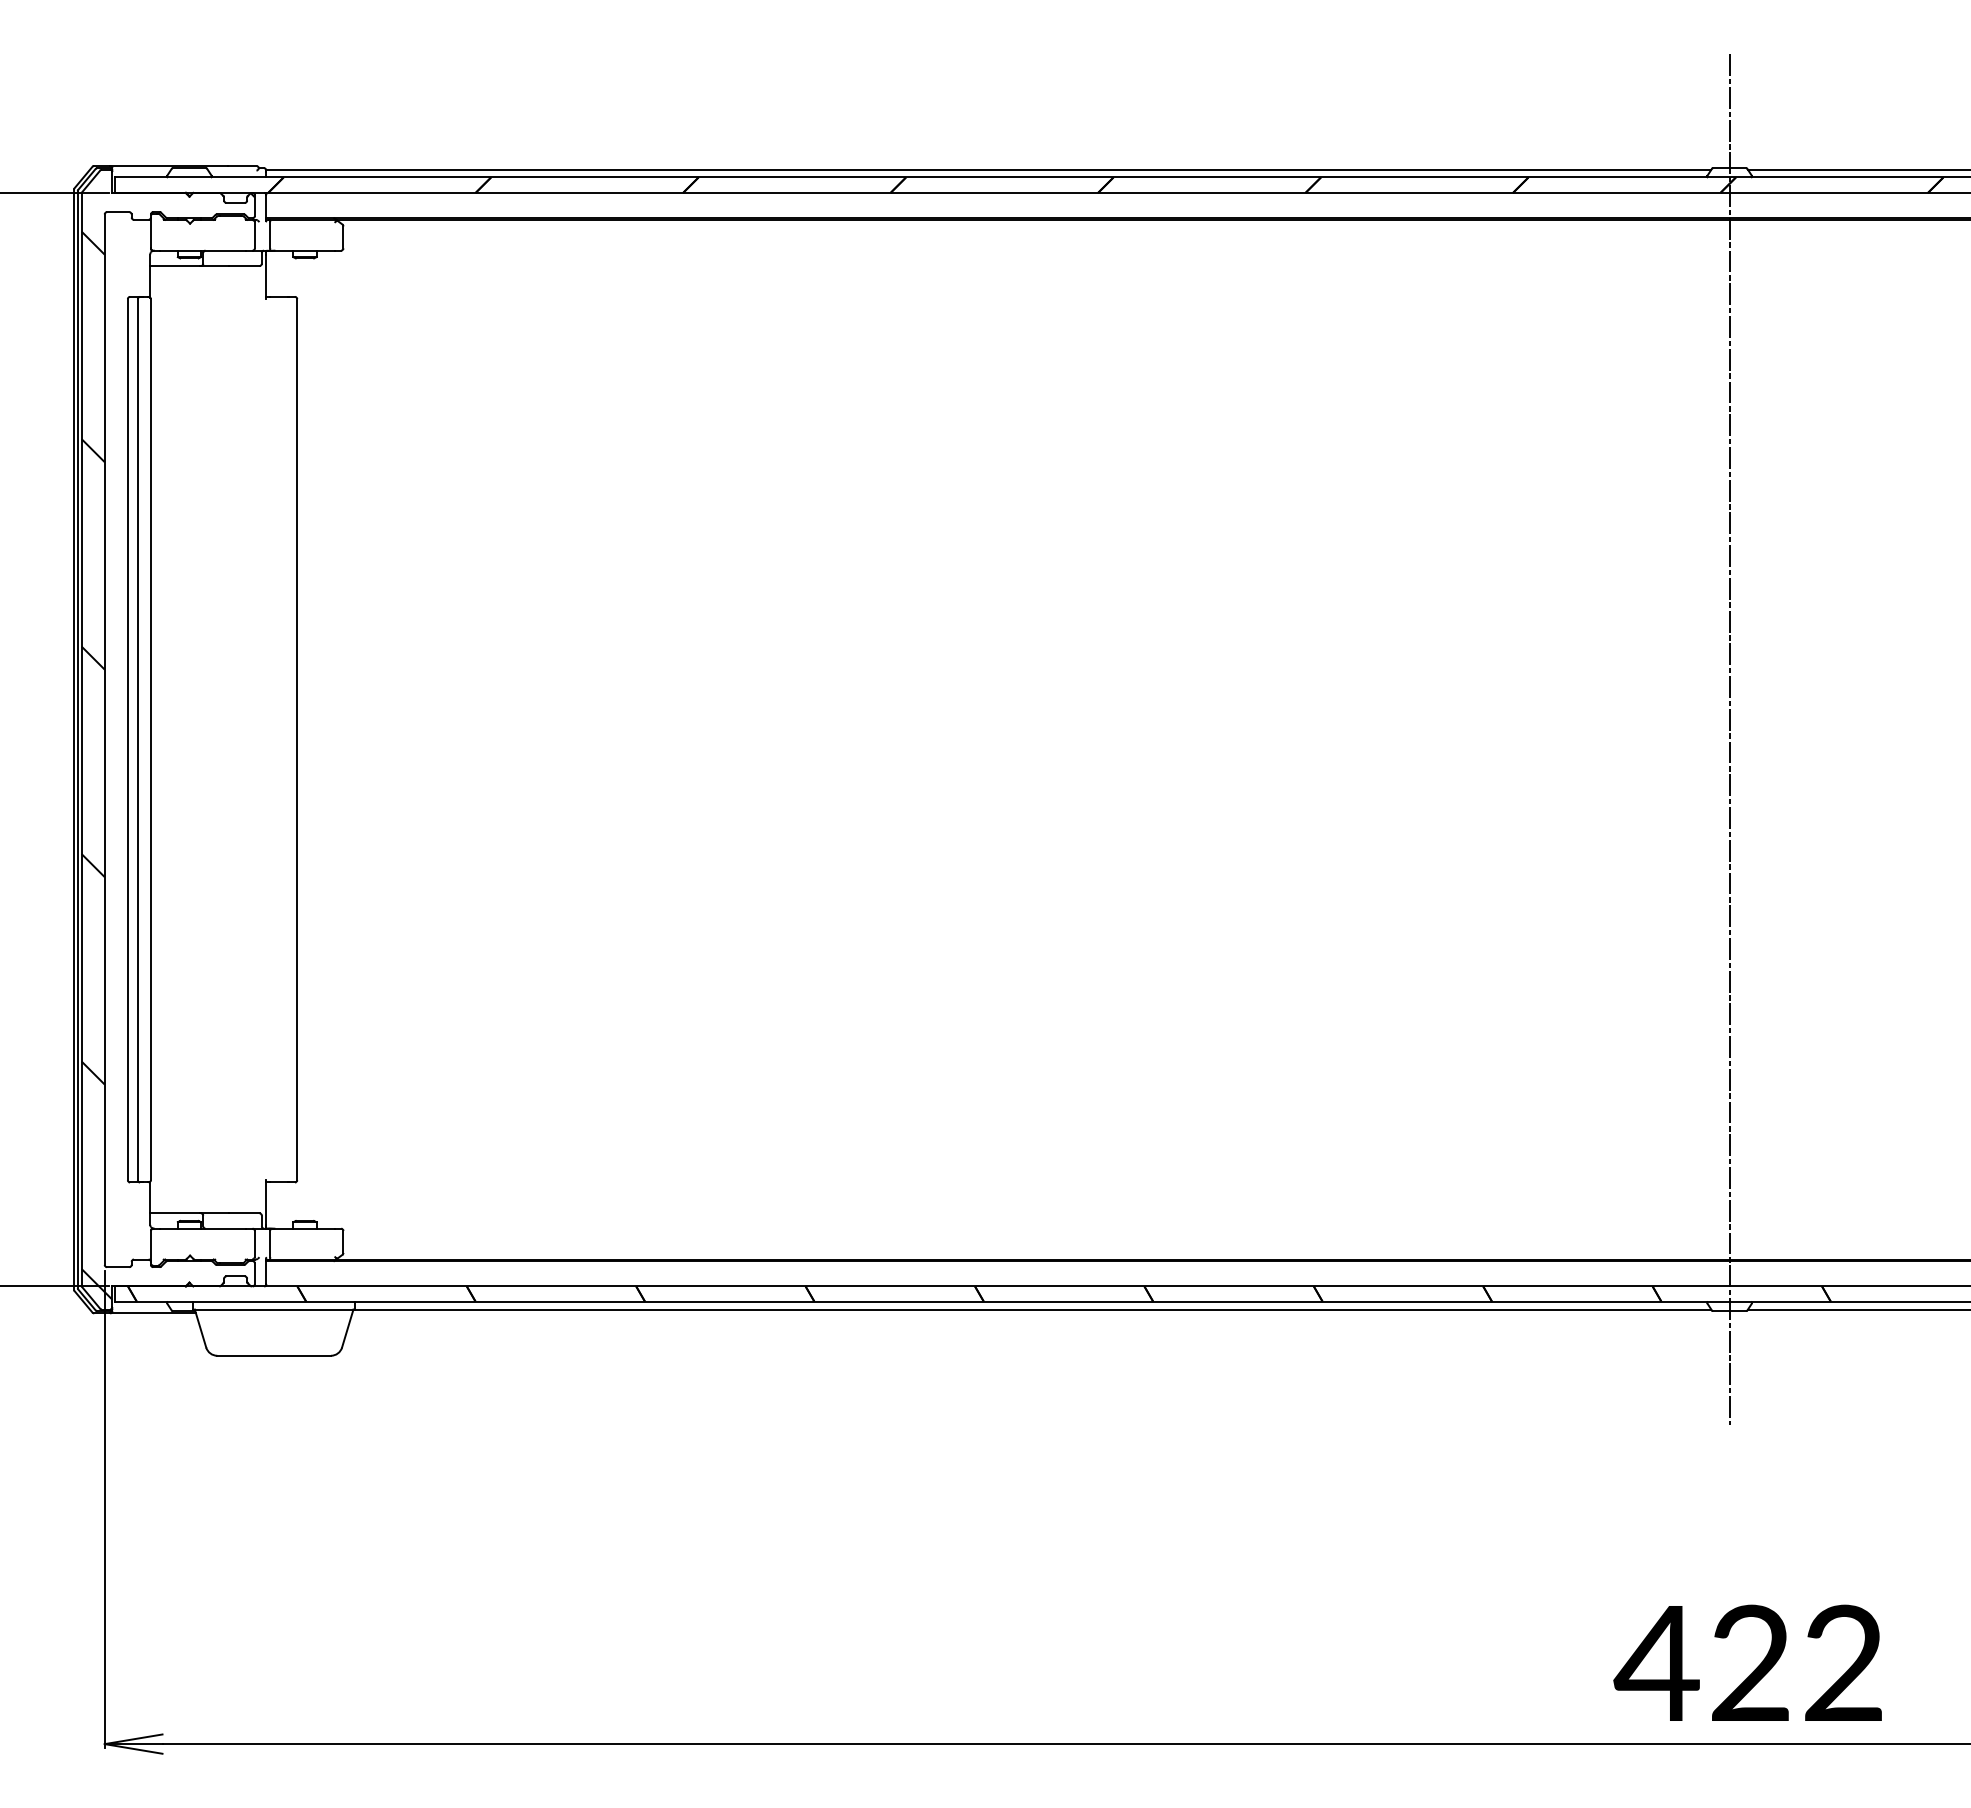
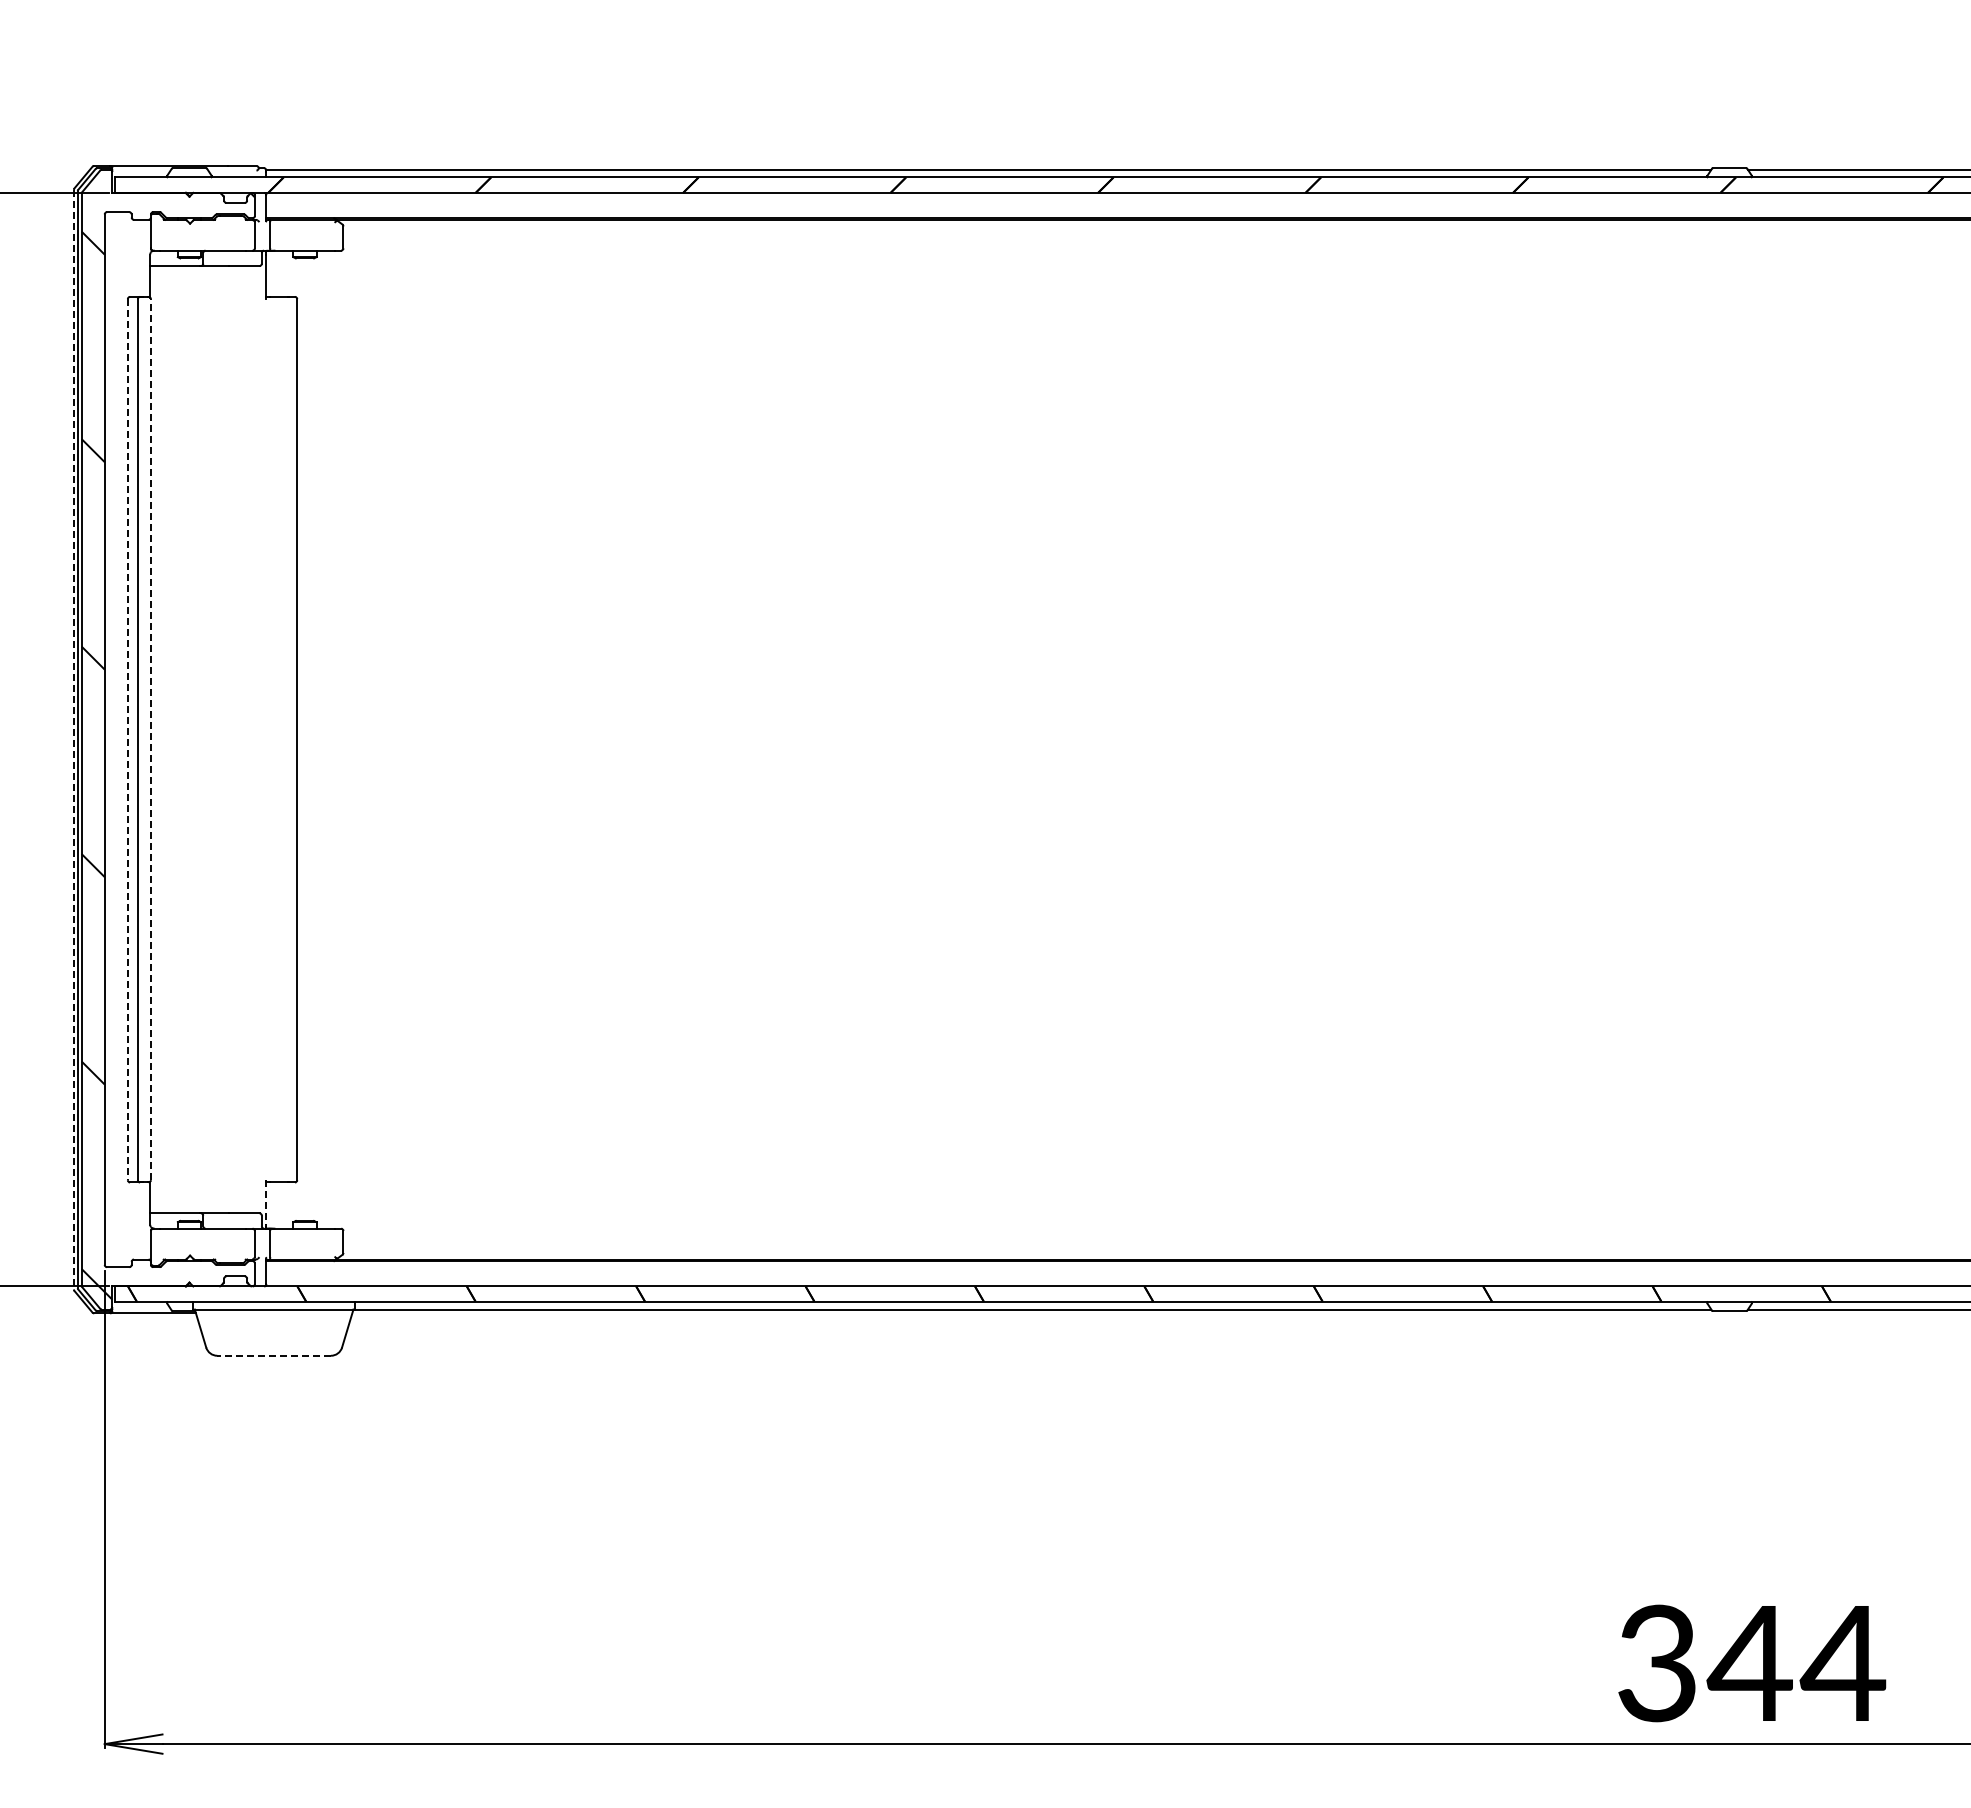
line: solid -> dashed (73, 739)
line: solid -> dashed (127, 739)
line: solid -> dashed (150, 739)
line: present -> none (1729, 739)
line: solid -> dashed (266, 1203)
line: solid -> dashed (274, 1355)
text: 422 -> 344 (1749, 1663)
